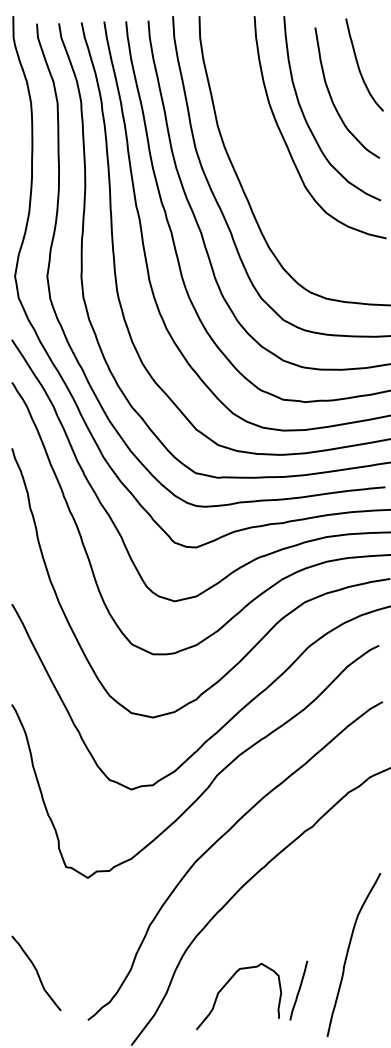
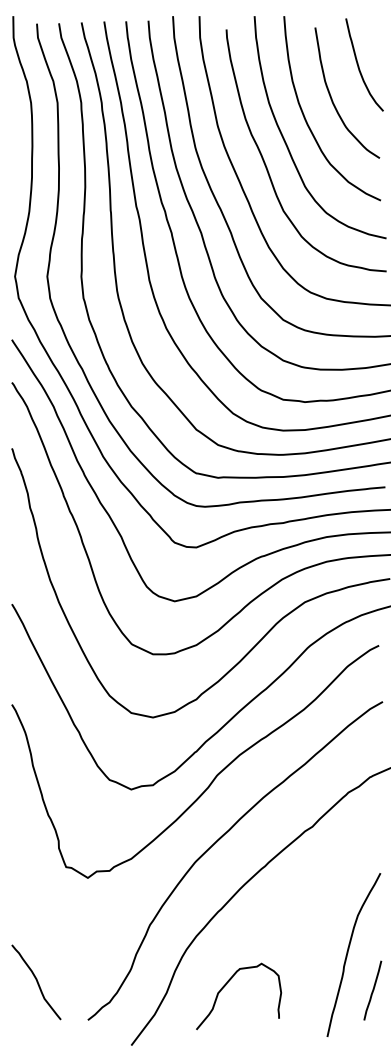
curve: none -> present (266, 164)
curve position: (36, 973) -> (36, 982) (36, 982)
line position: (298, 990) -> (372, 990) (372, 990)
